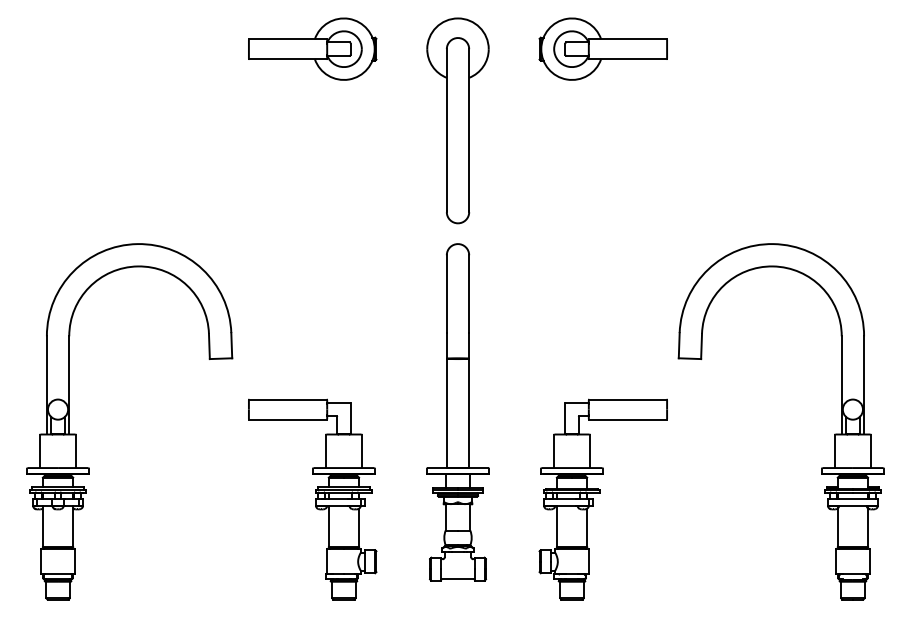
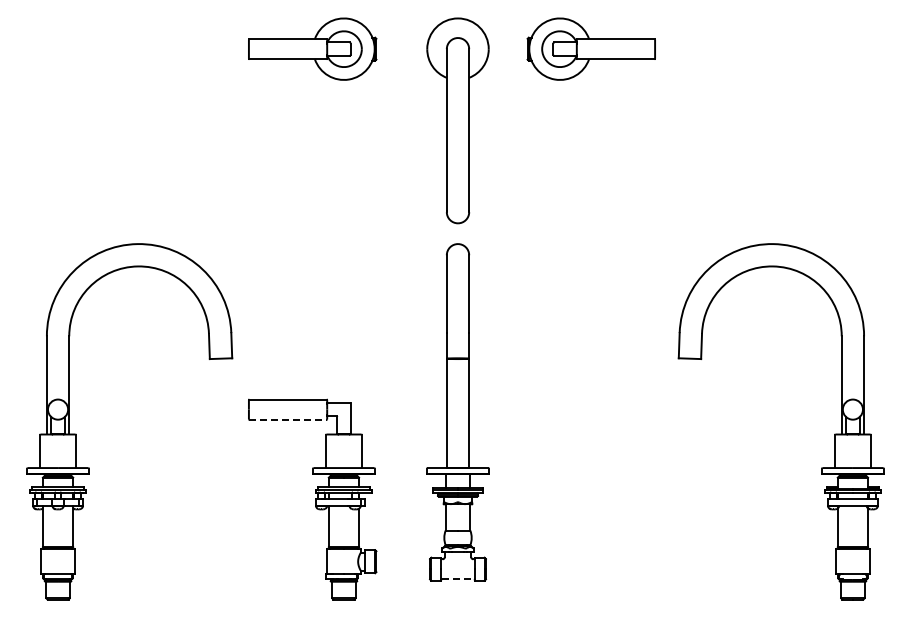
part position: (602, 48) -> (590, 48) (590, 48)
line: solid -> dashed (288, 419)
part: present -> none (600, 493)
line: solid -> dashed (458, 579)
